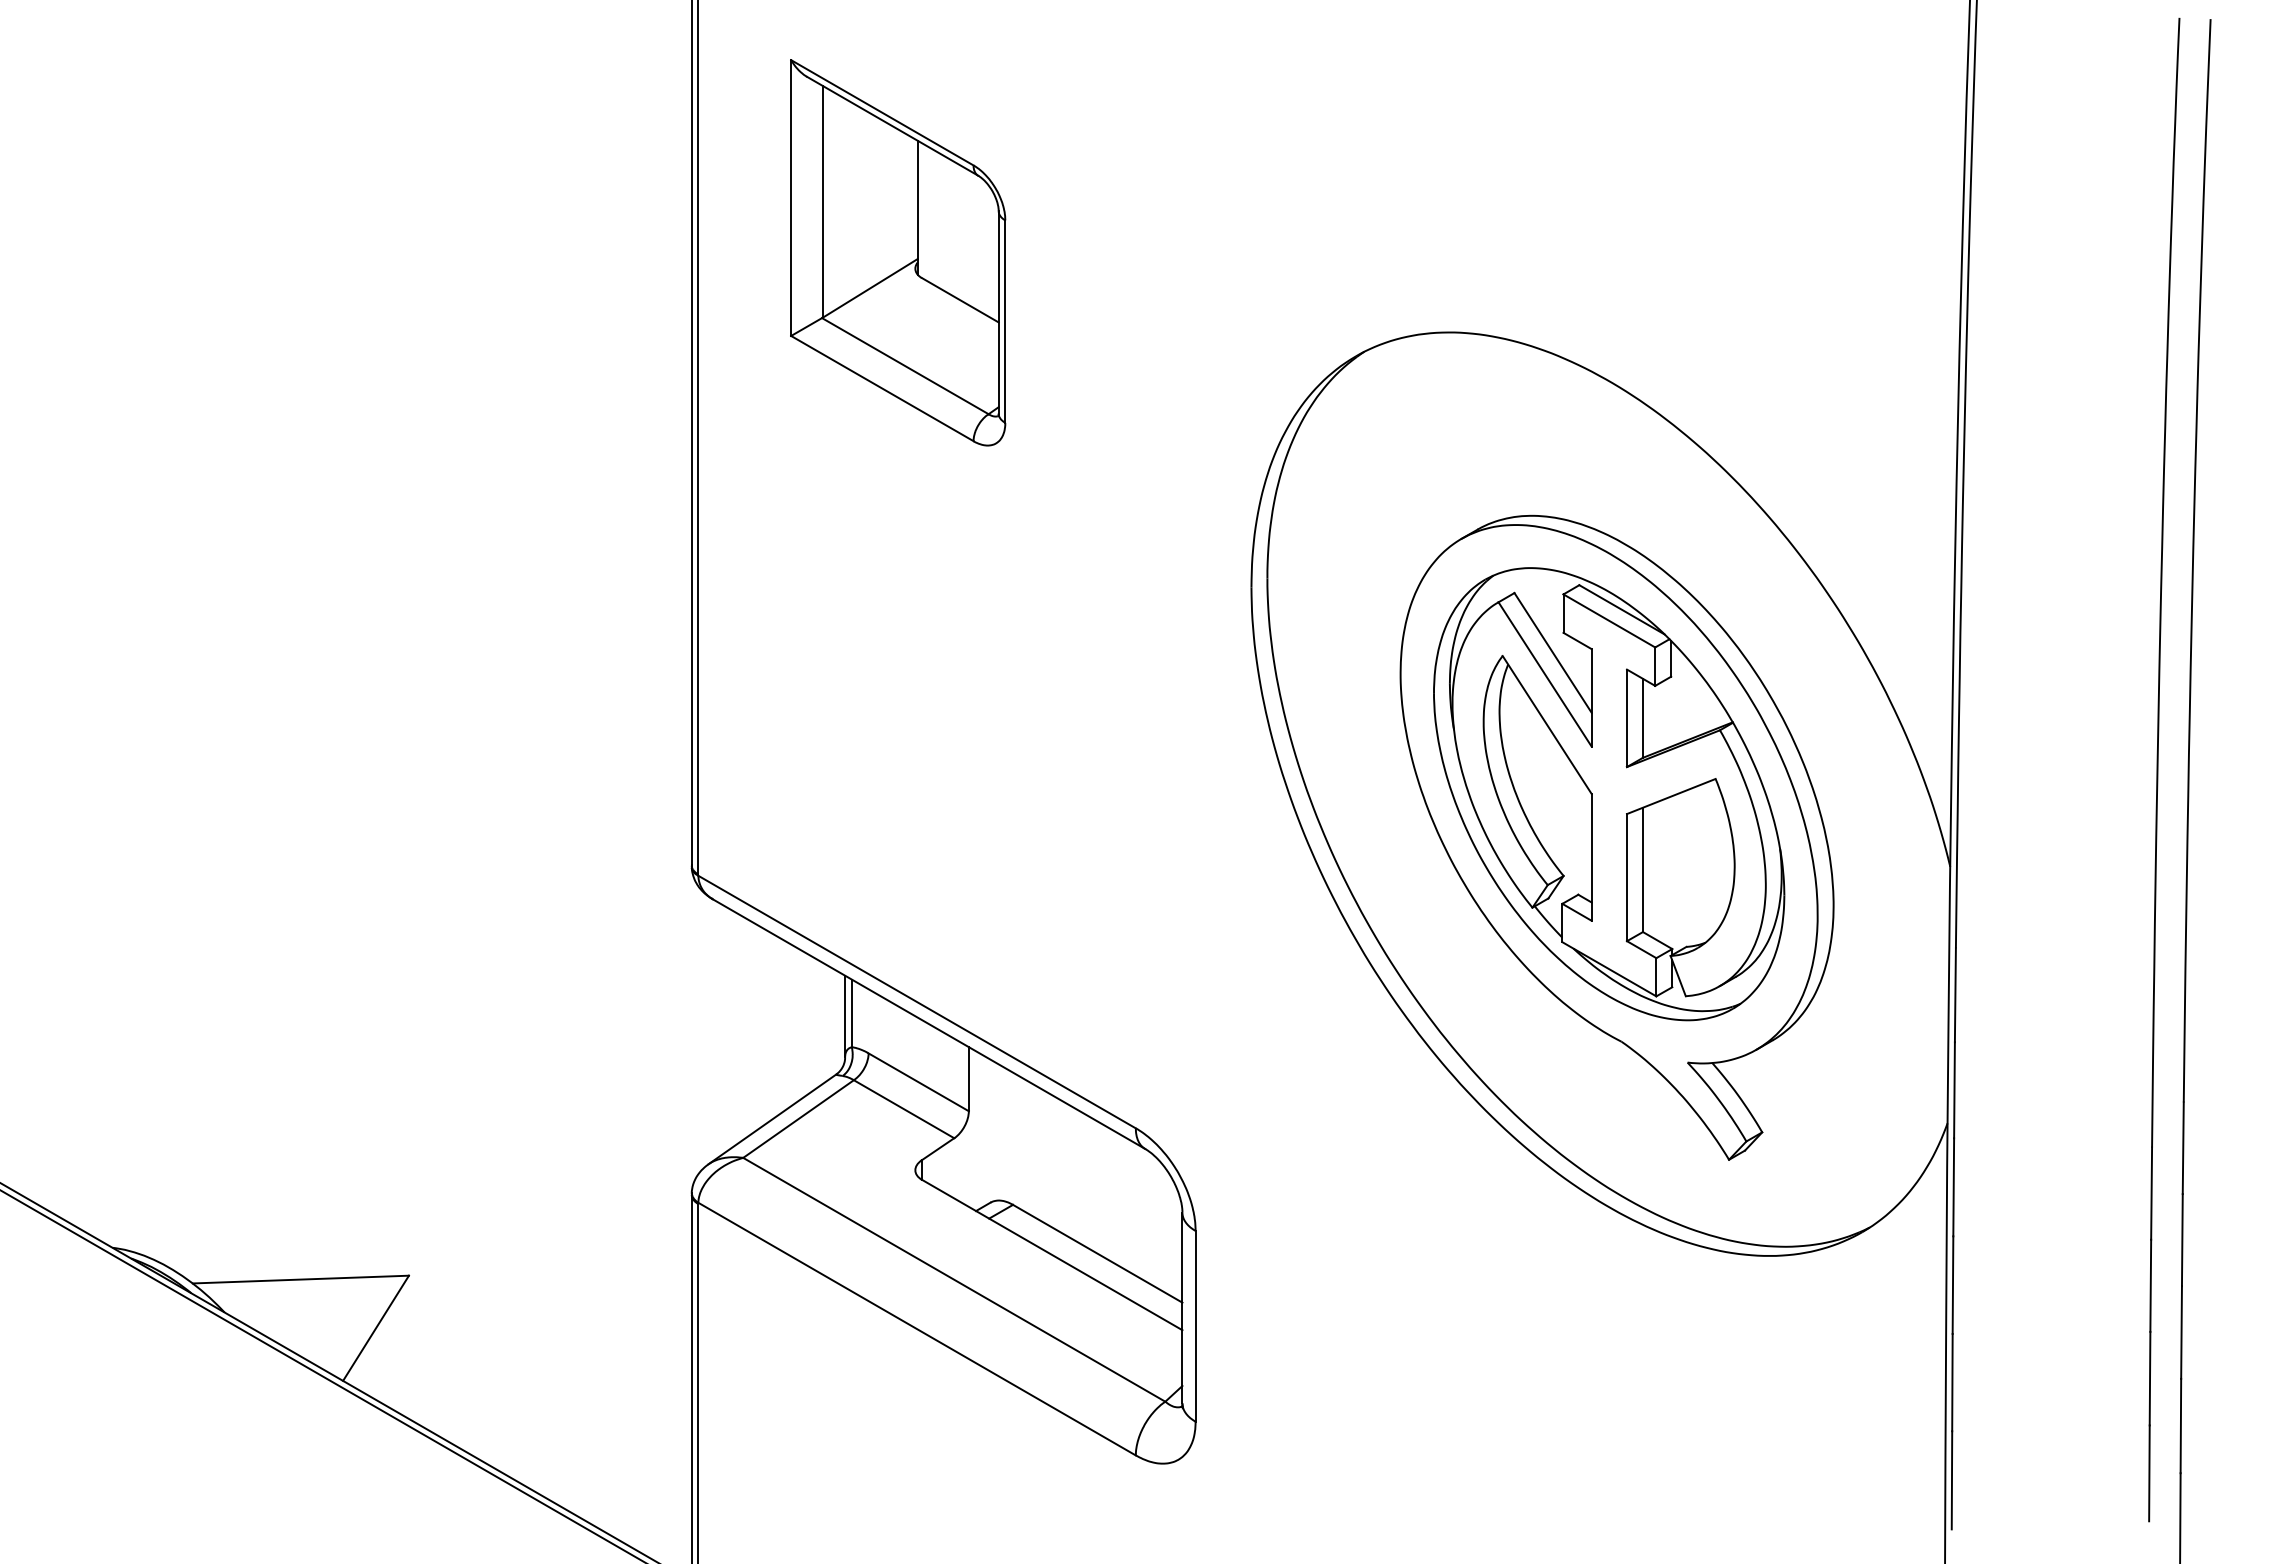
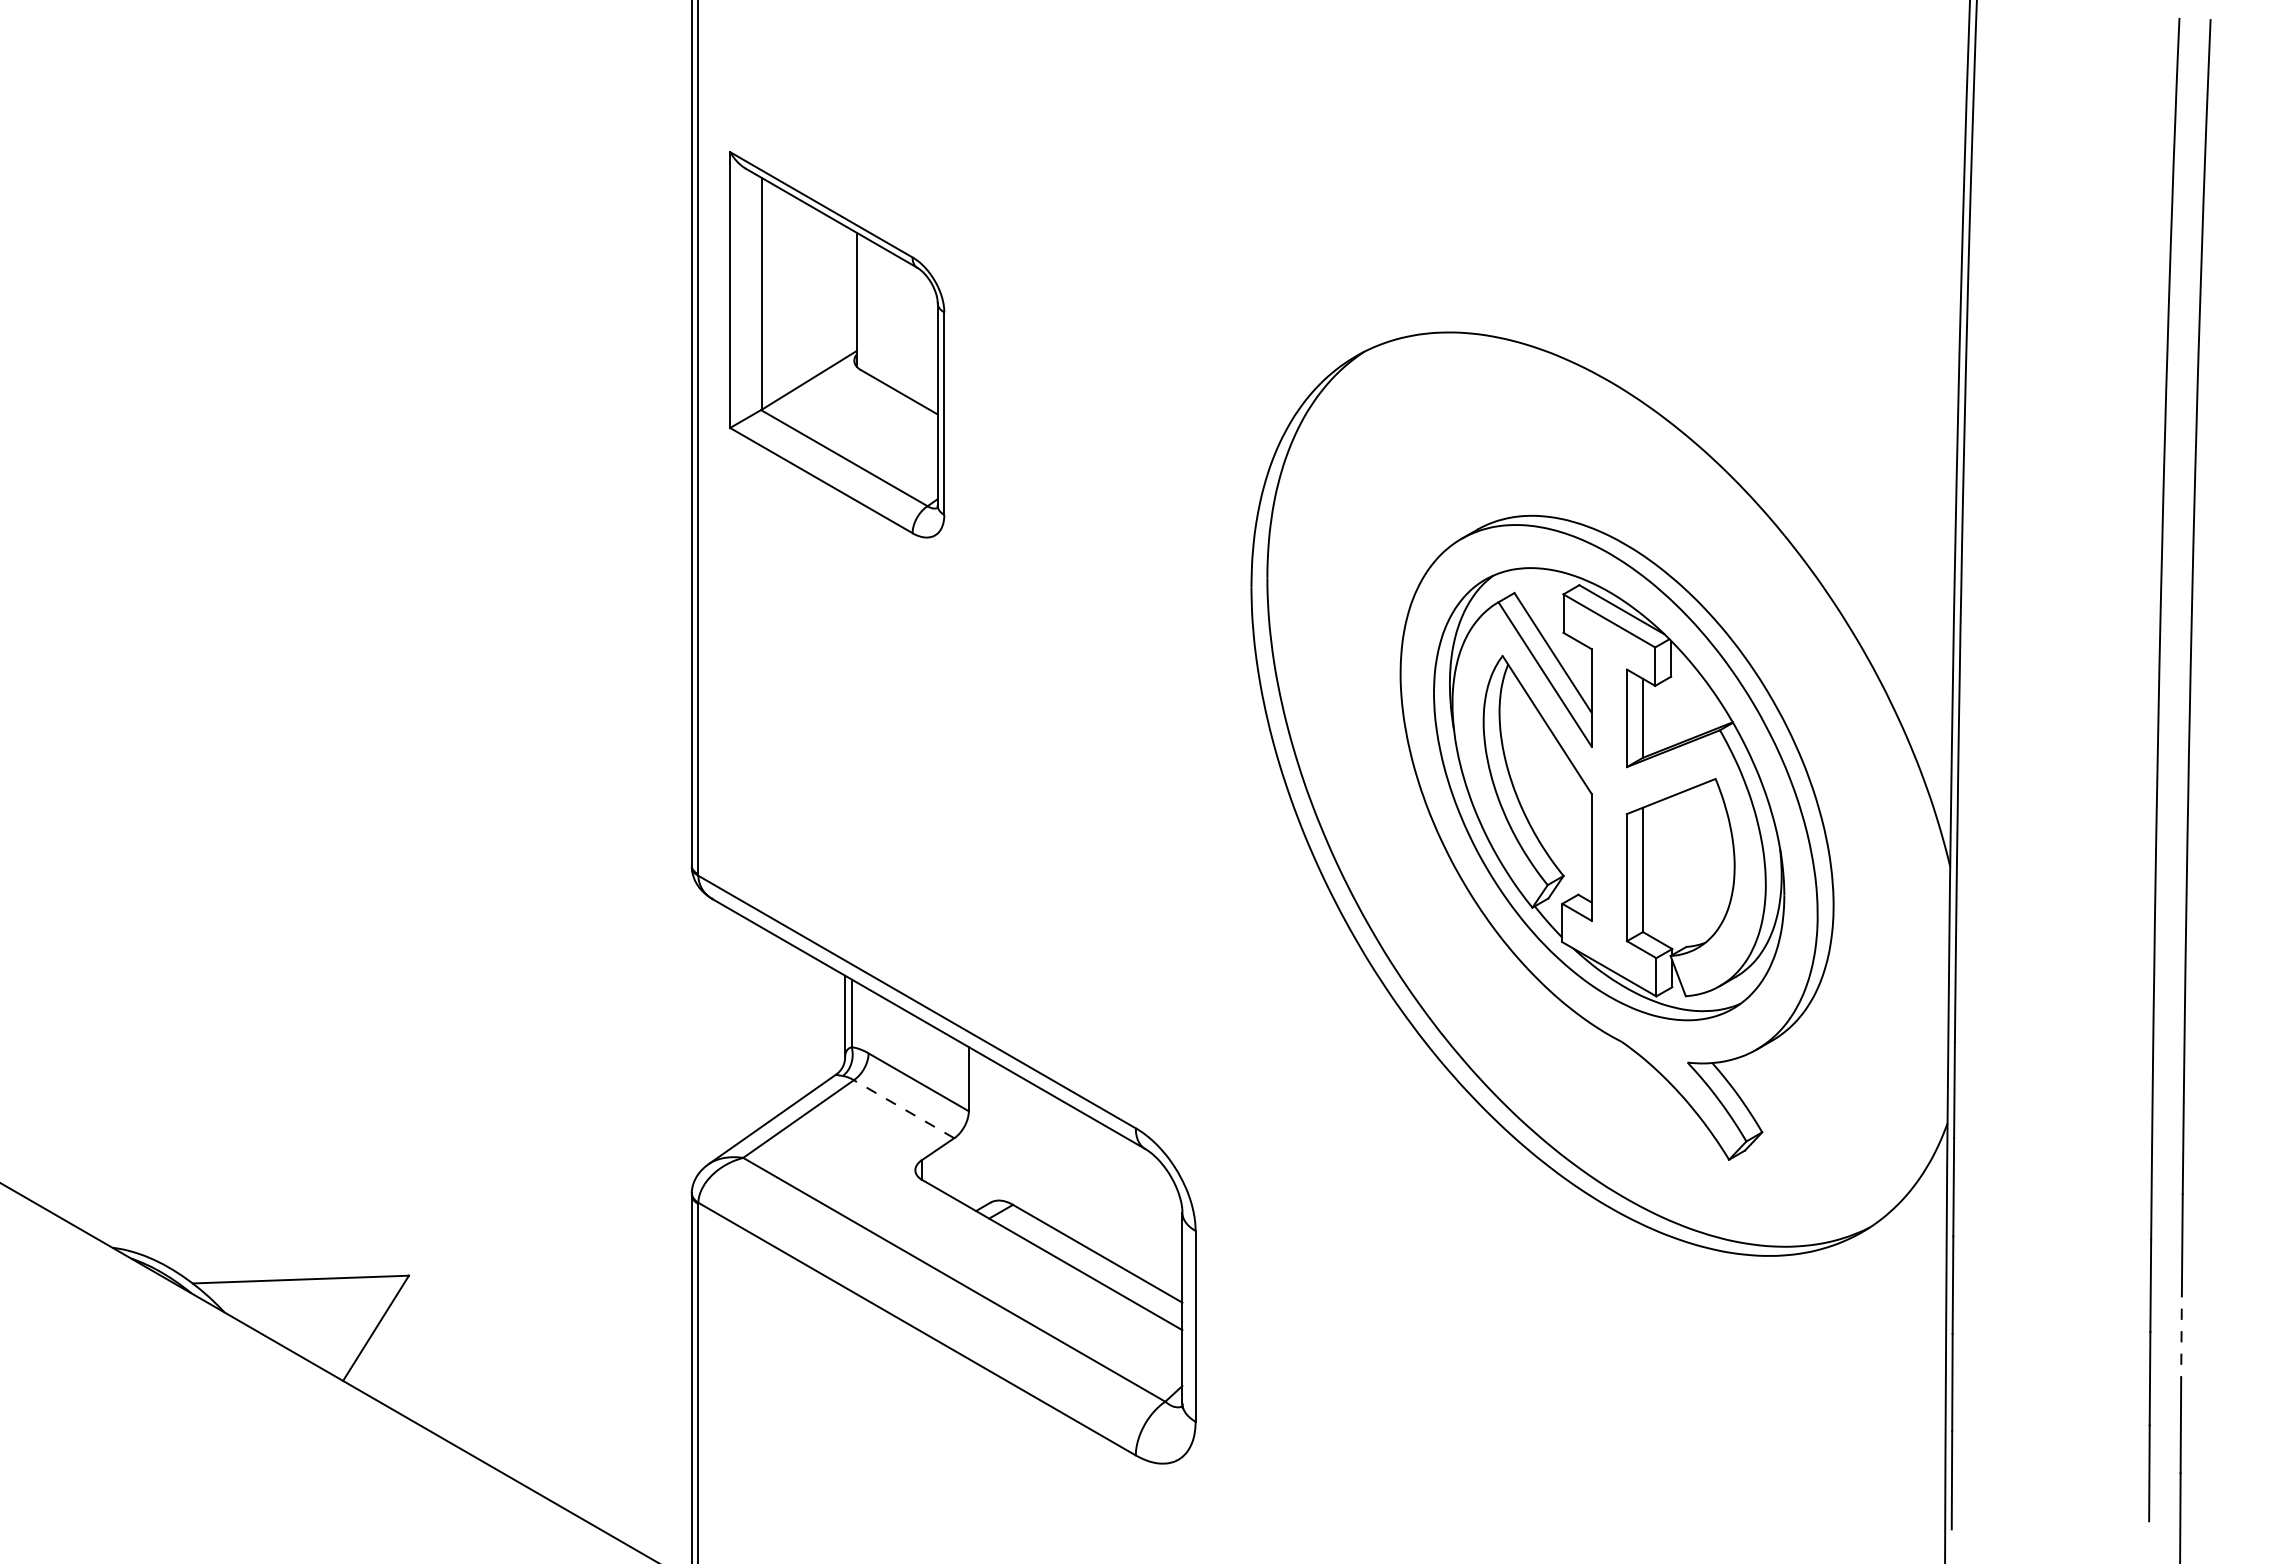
part position: (898, 252) -> (837, 344) (837, 344)
line: solid -> dashed (904, 1109)
line: solid -> dashed (2181, 1333)
line: present -> none (321, 1375)
